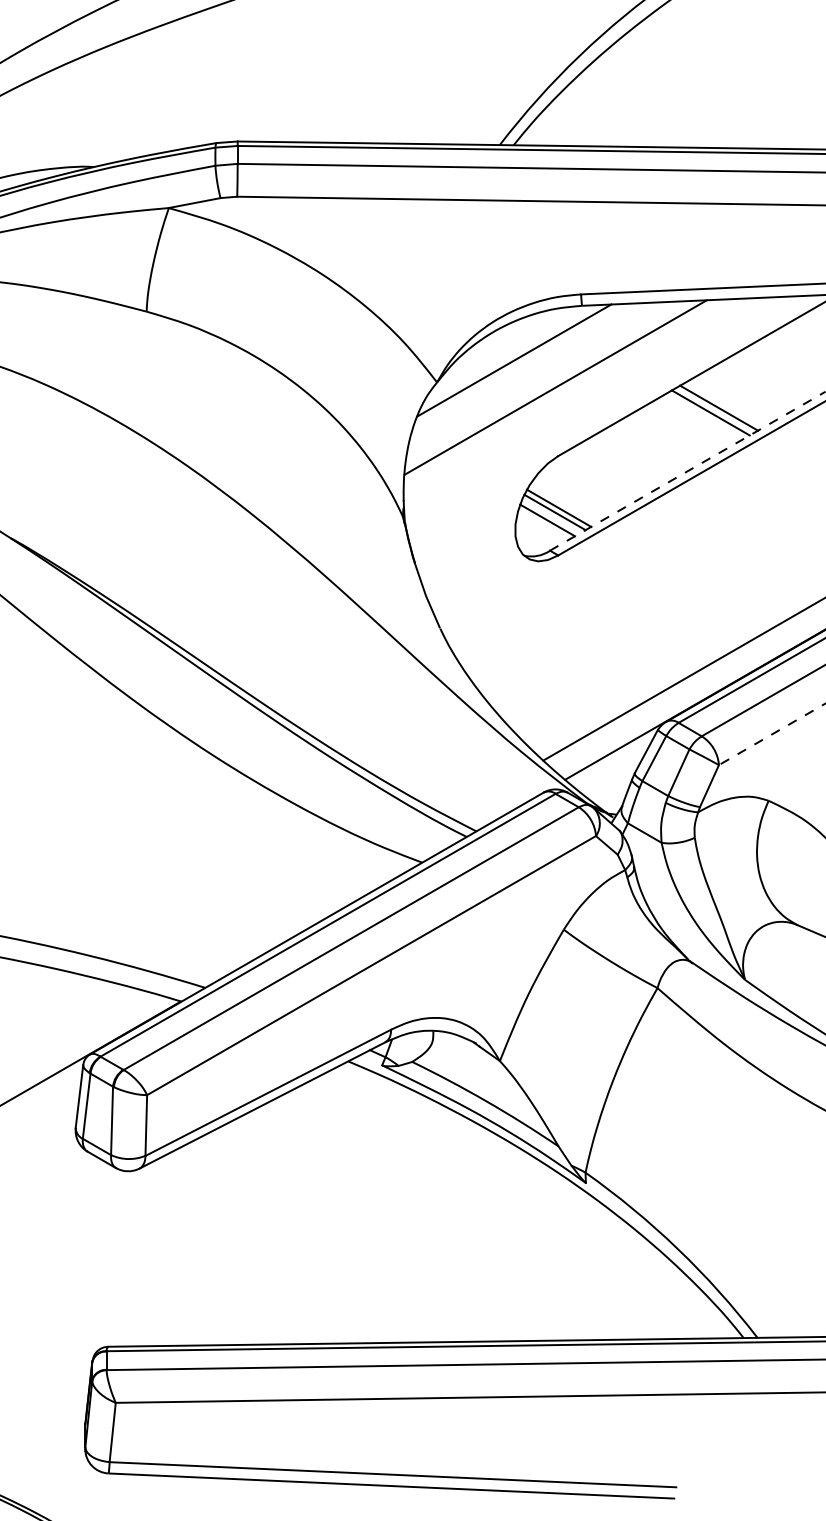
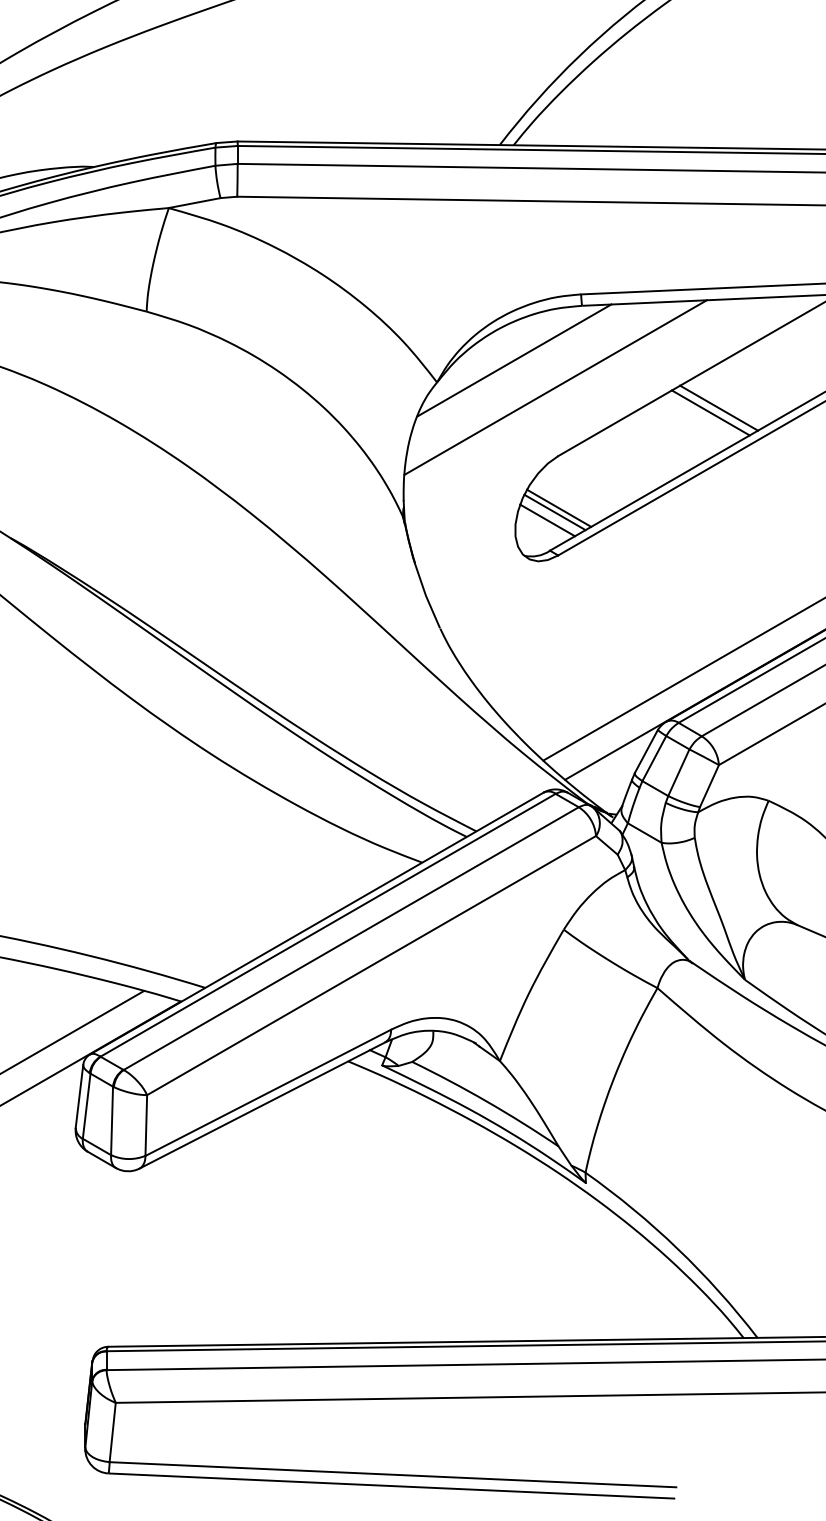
line: dashed -> solid (688, 470)
line: dashed -> solid (771, 734)
line: none -> present (73, 1031)
